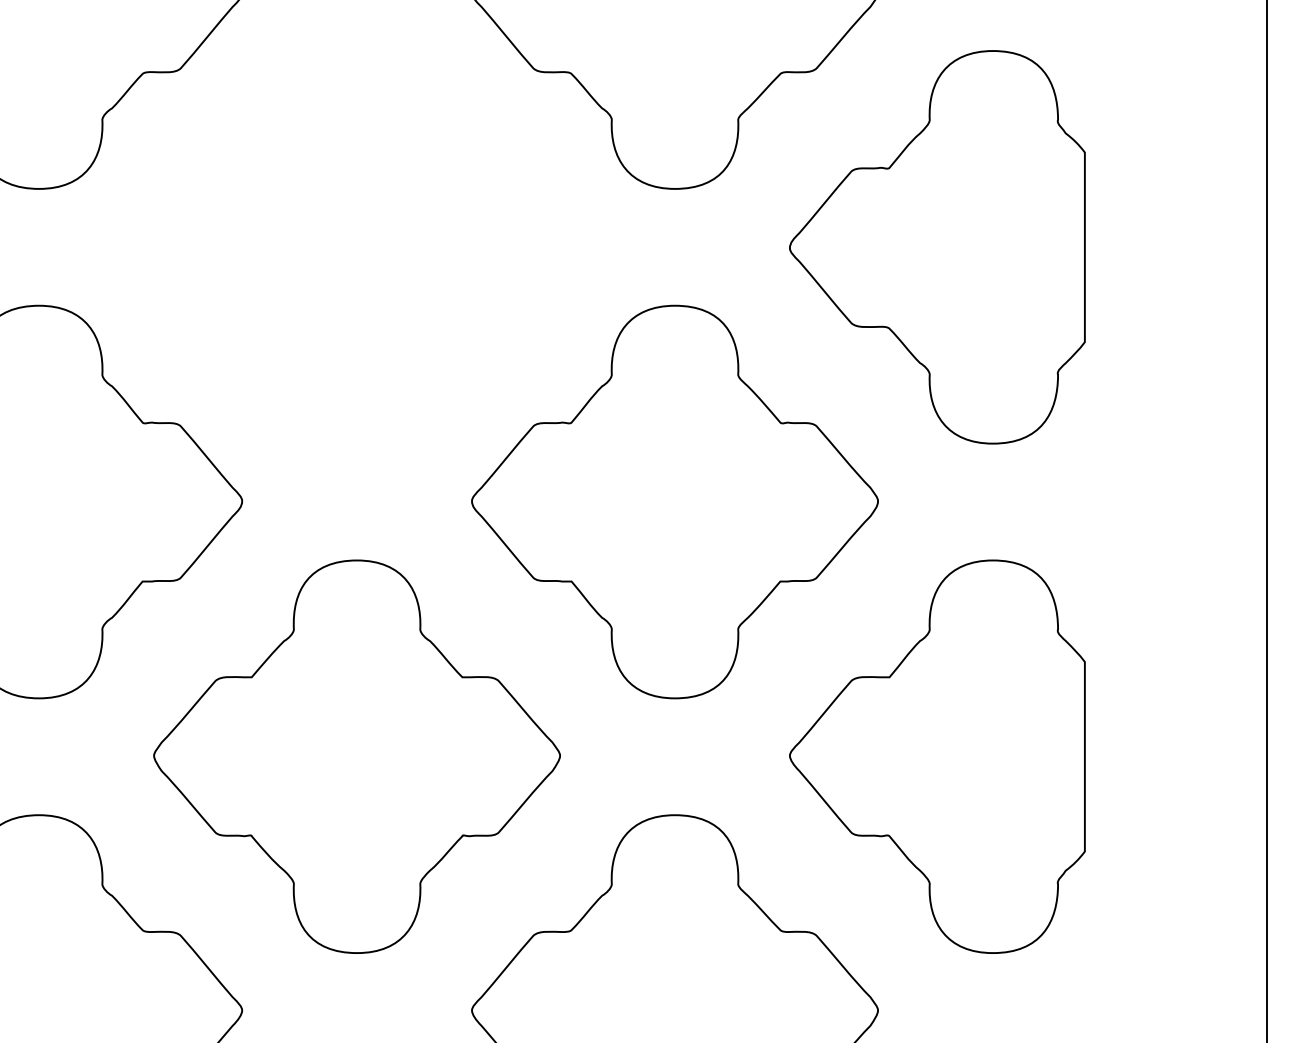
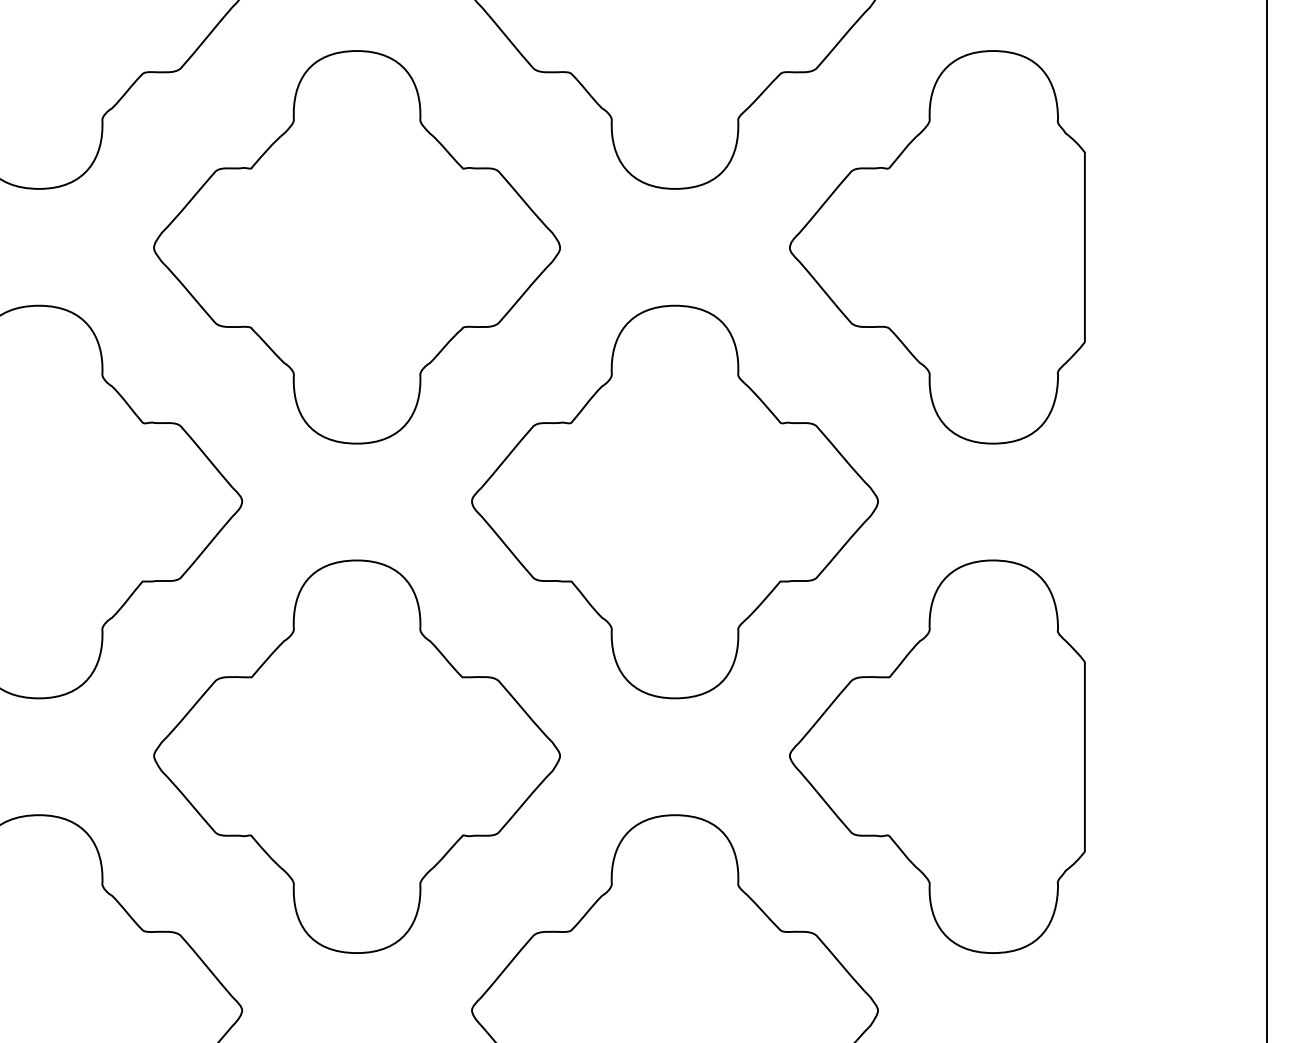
part: none -> present (356, 247)
